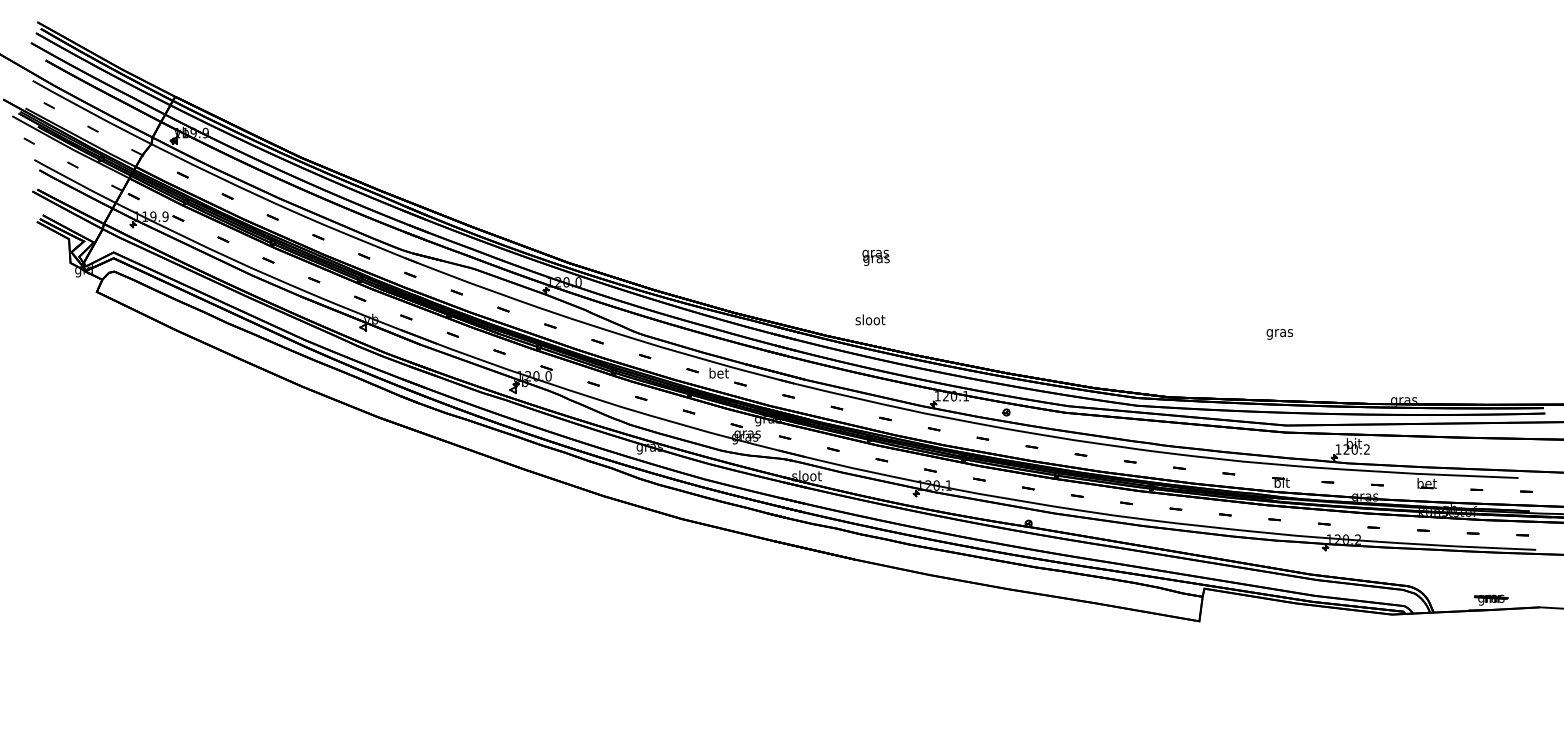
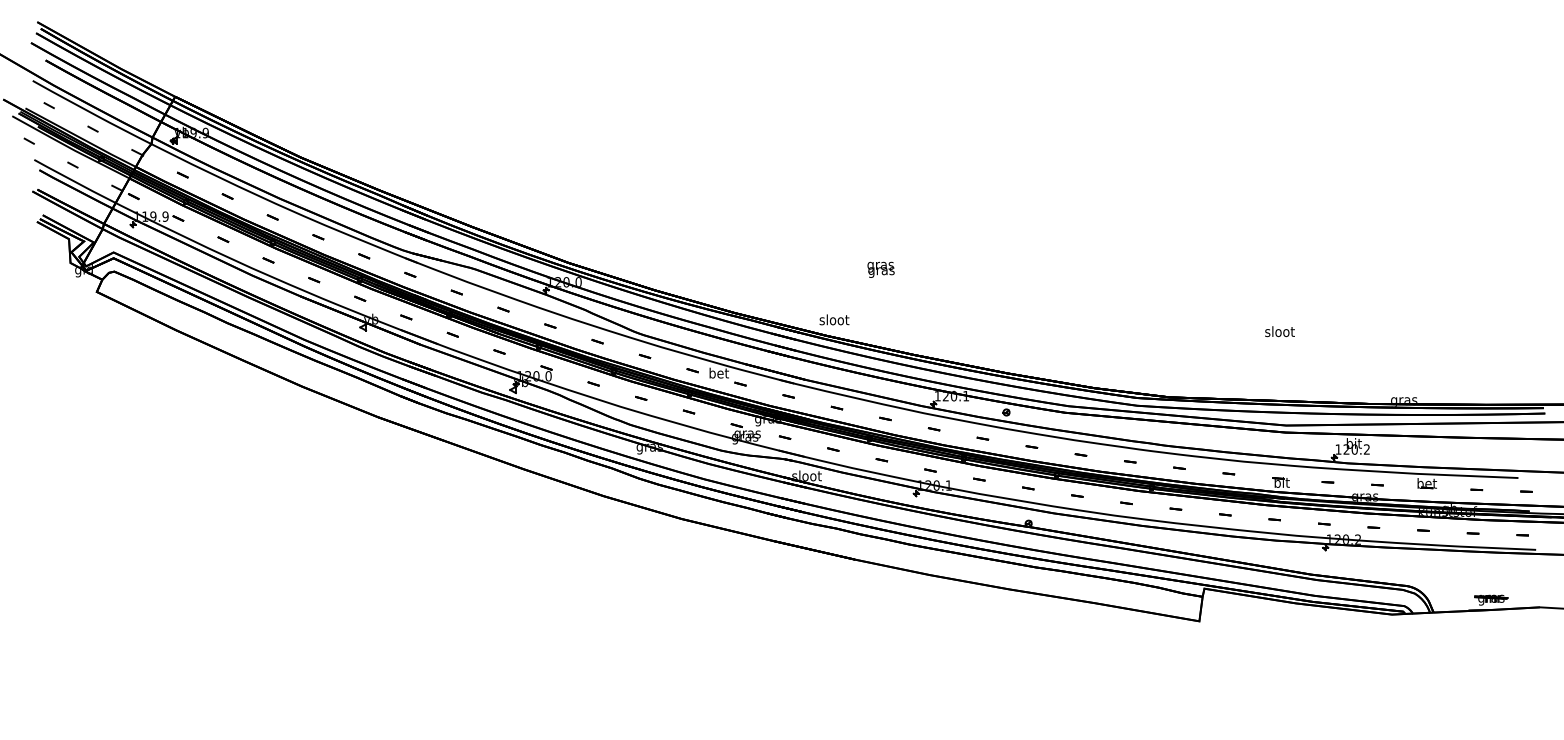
text position: (875, 257) -> (880, 269) (880, 269)
text position: (870, 319) -> (834, 319) (834, 319)
text: gras -> sloot (1279, 332)
